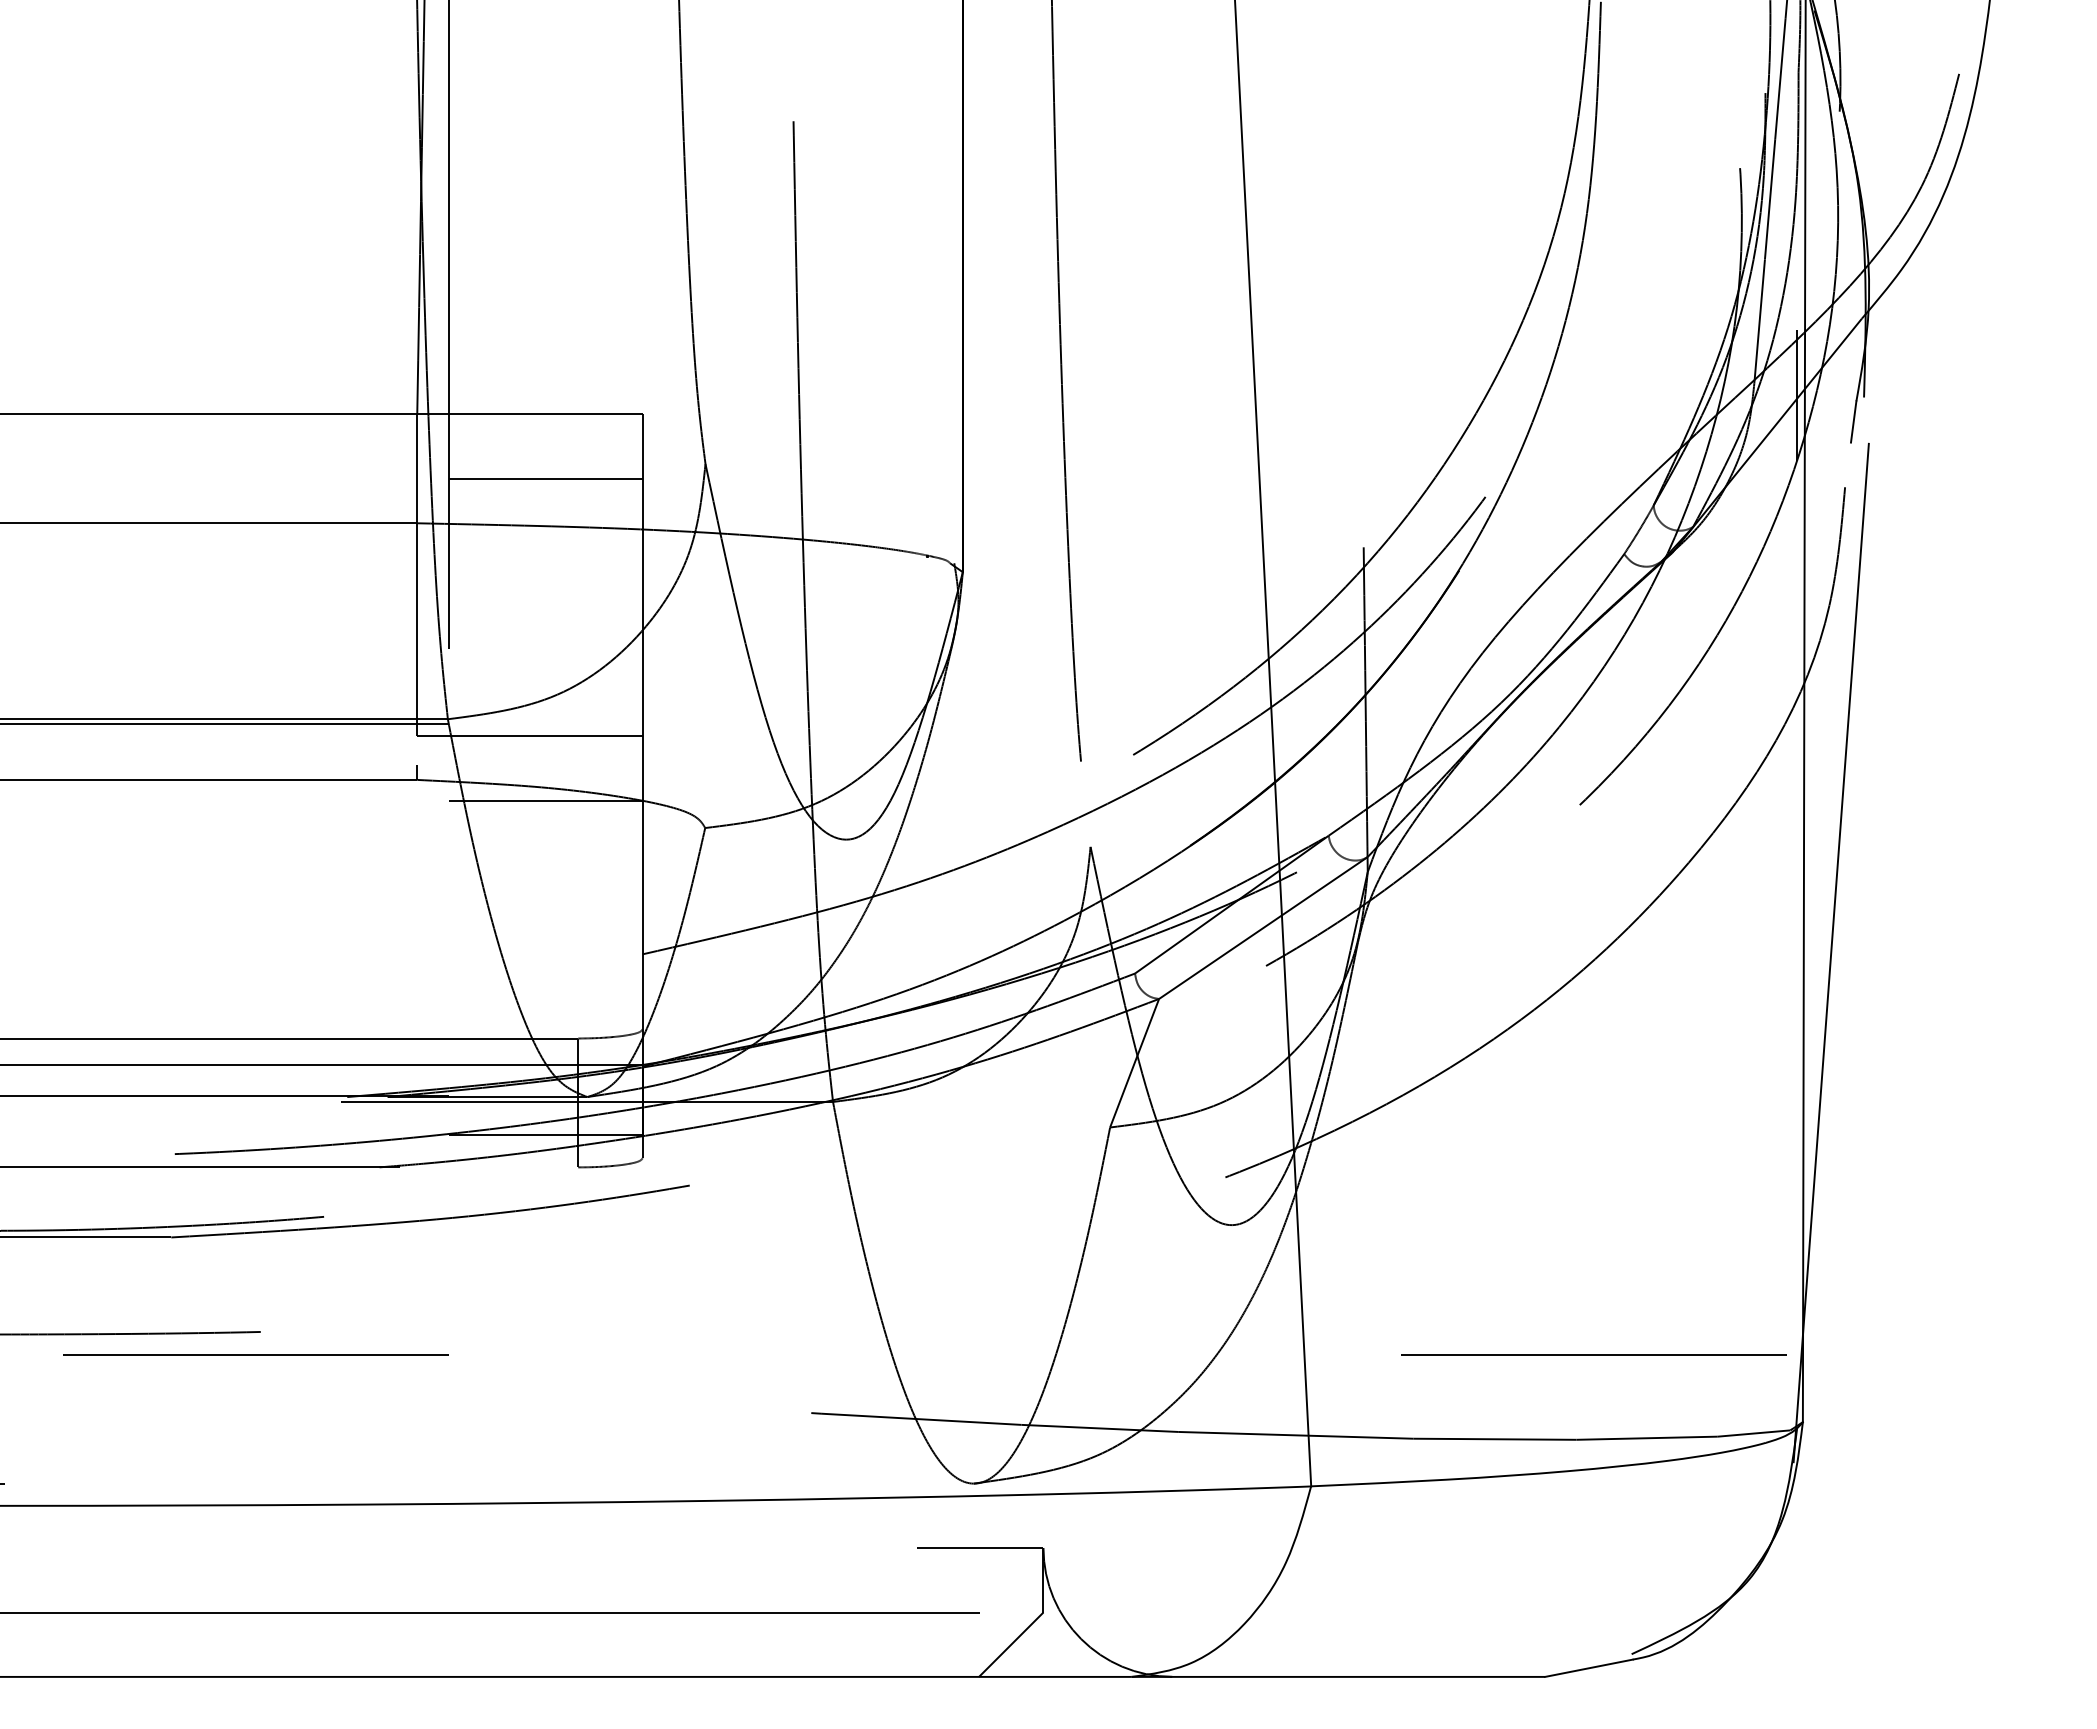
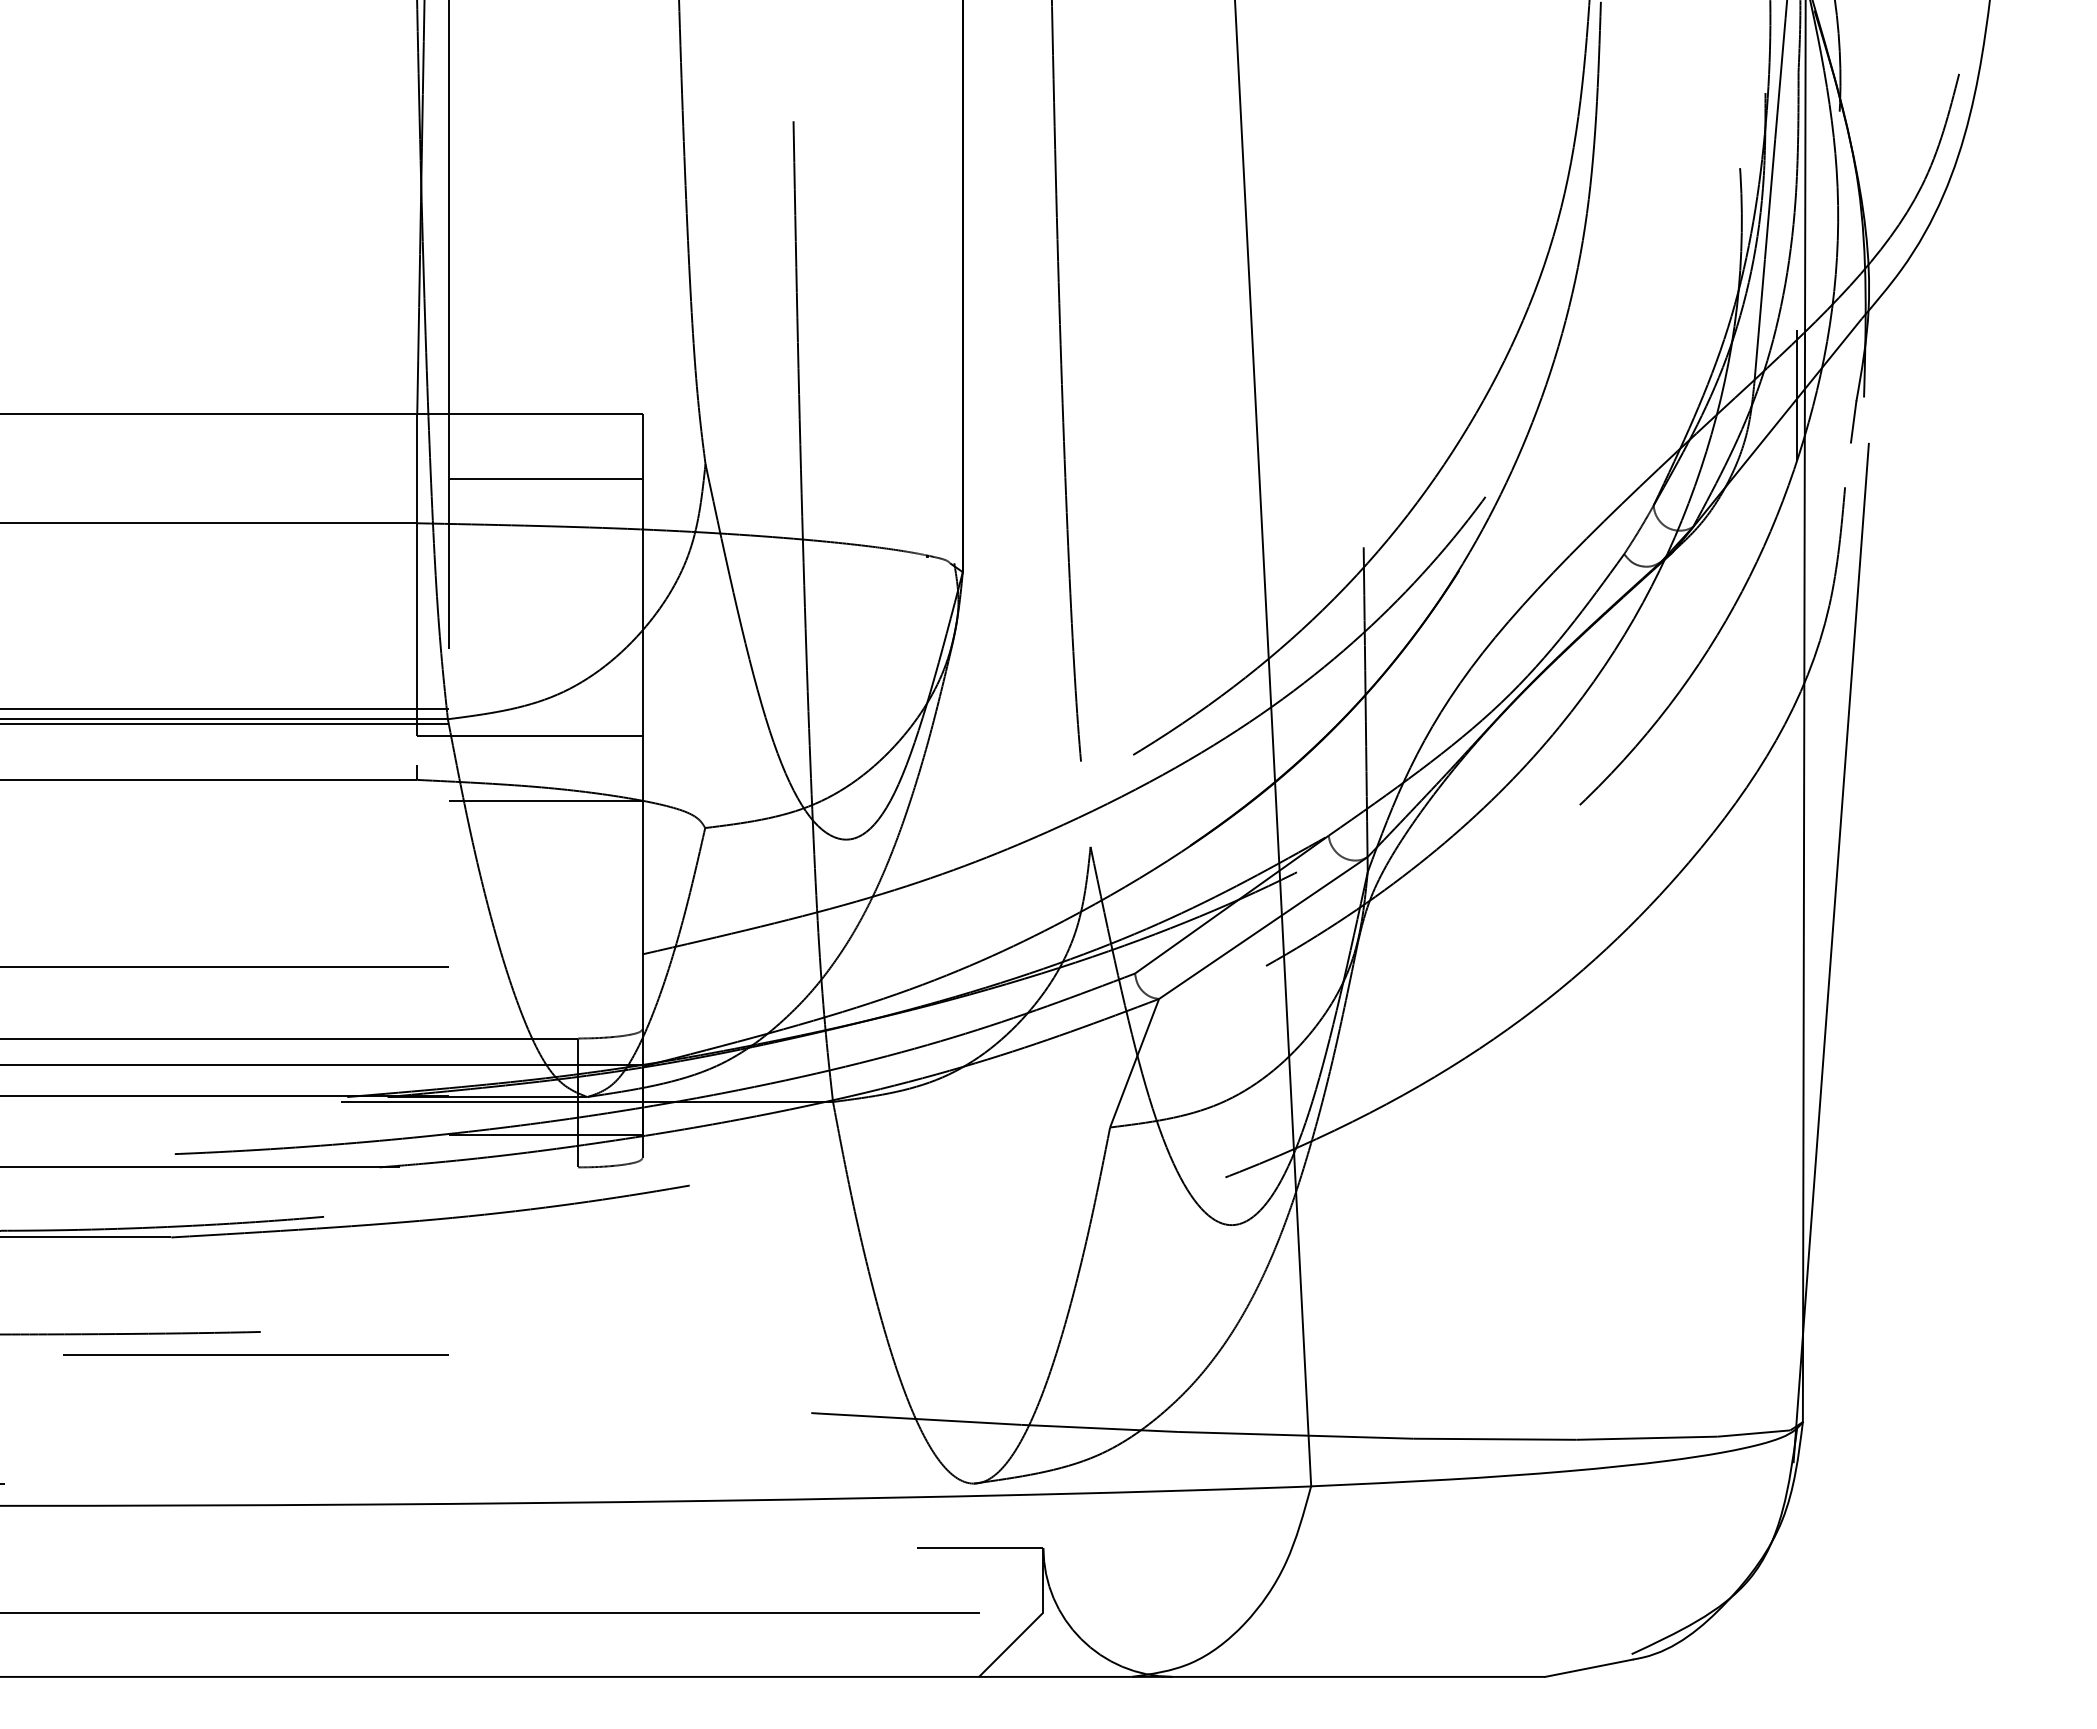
line: none -> present (225, 708)
line: none -> present (225, 966)
line: present -> none (1593, 1354)
